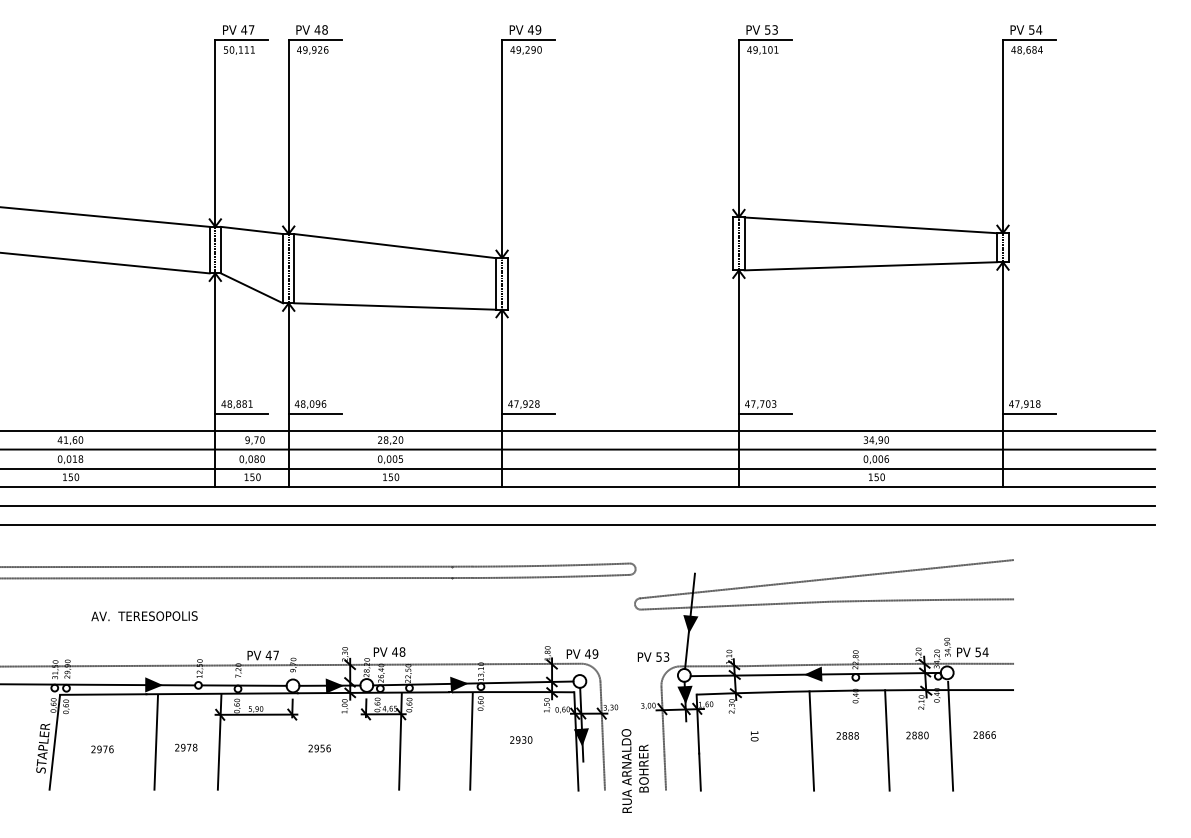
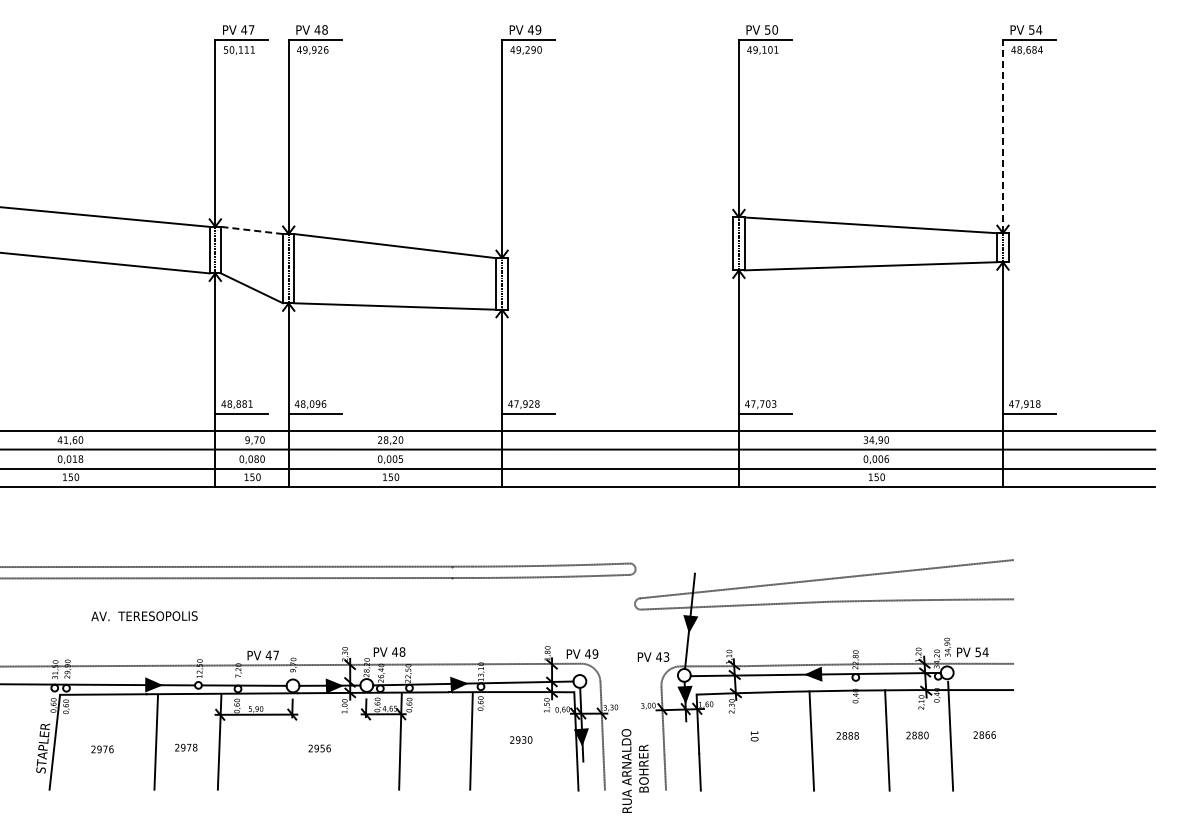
text: 53 -> 50 (775, 29)
line: solid -> dashed (1002, 136)
line: solid -> dashed (251, 230)
line: present -> none (578, 506)
line: present -> none (578, 525)
text: 53 -> 43 (659, 656)
